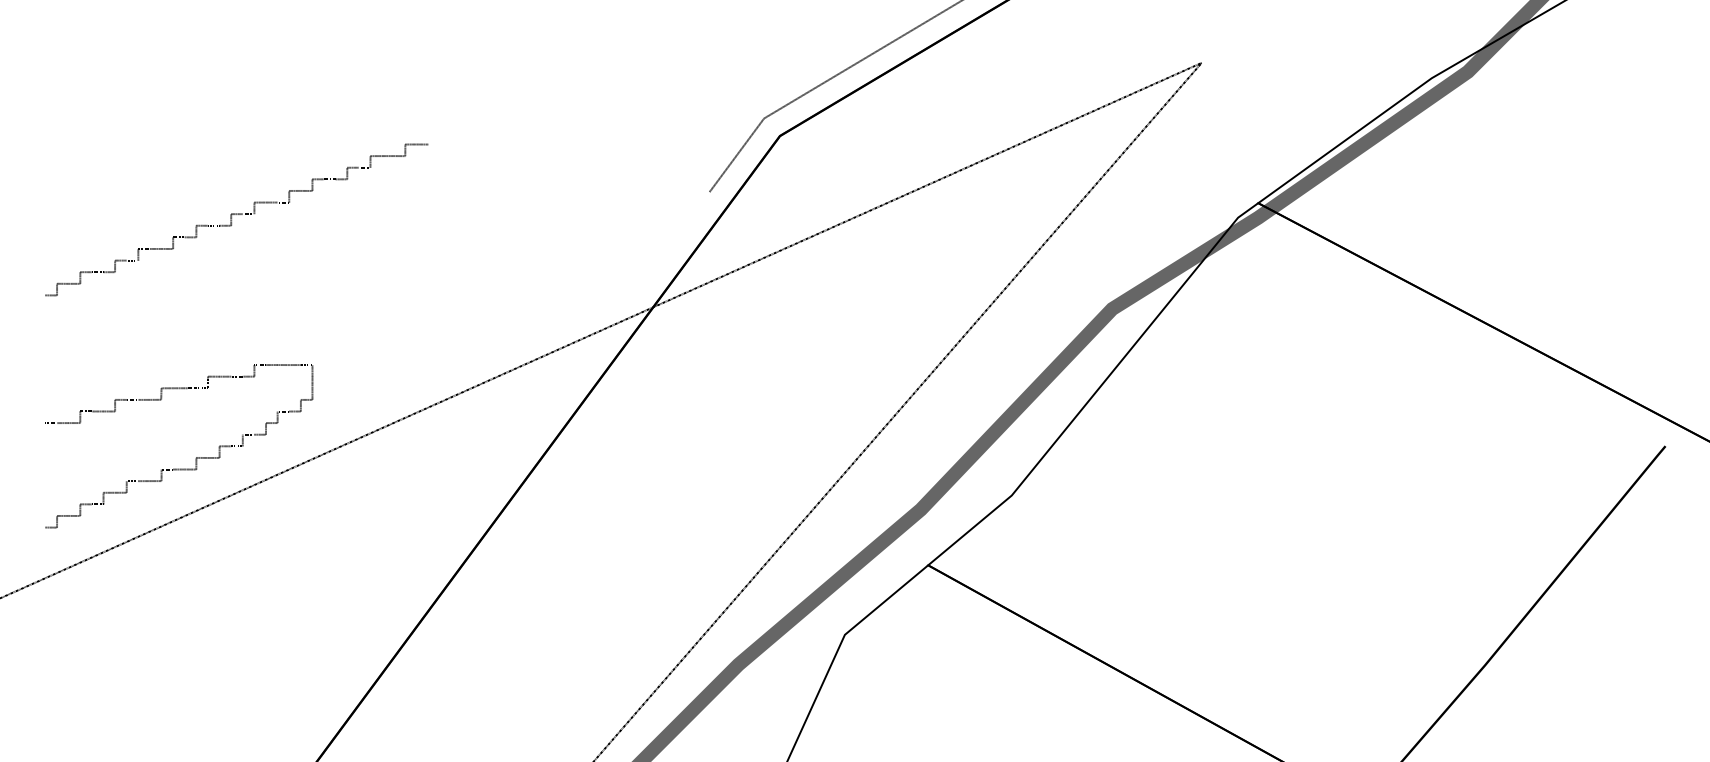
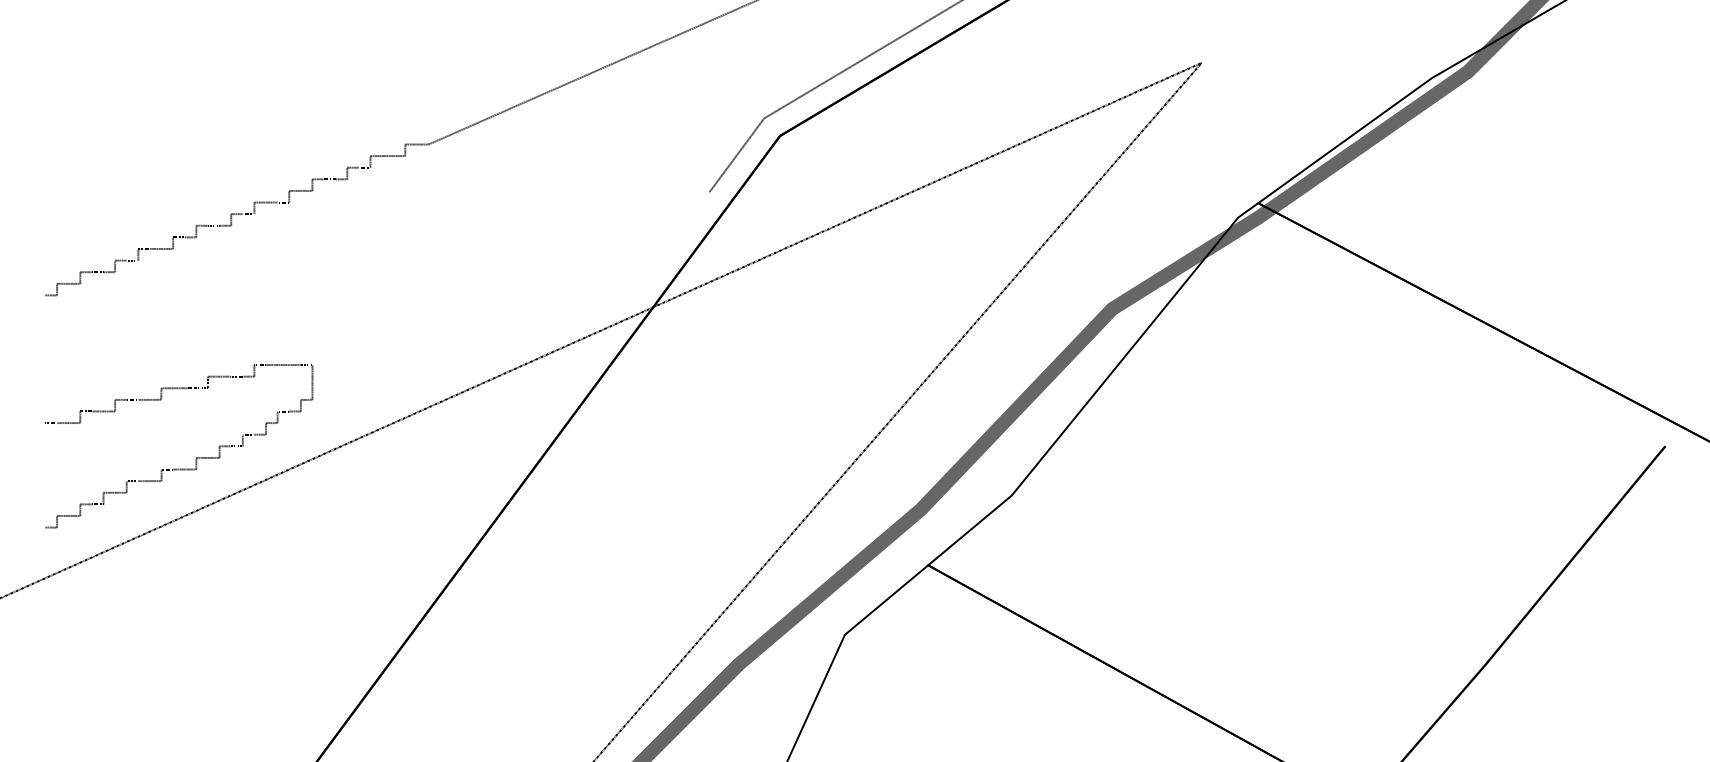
line: none -> present (590, 73)
